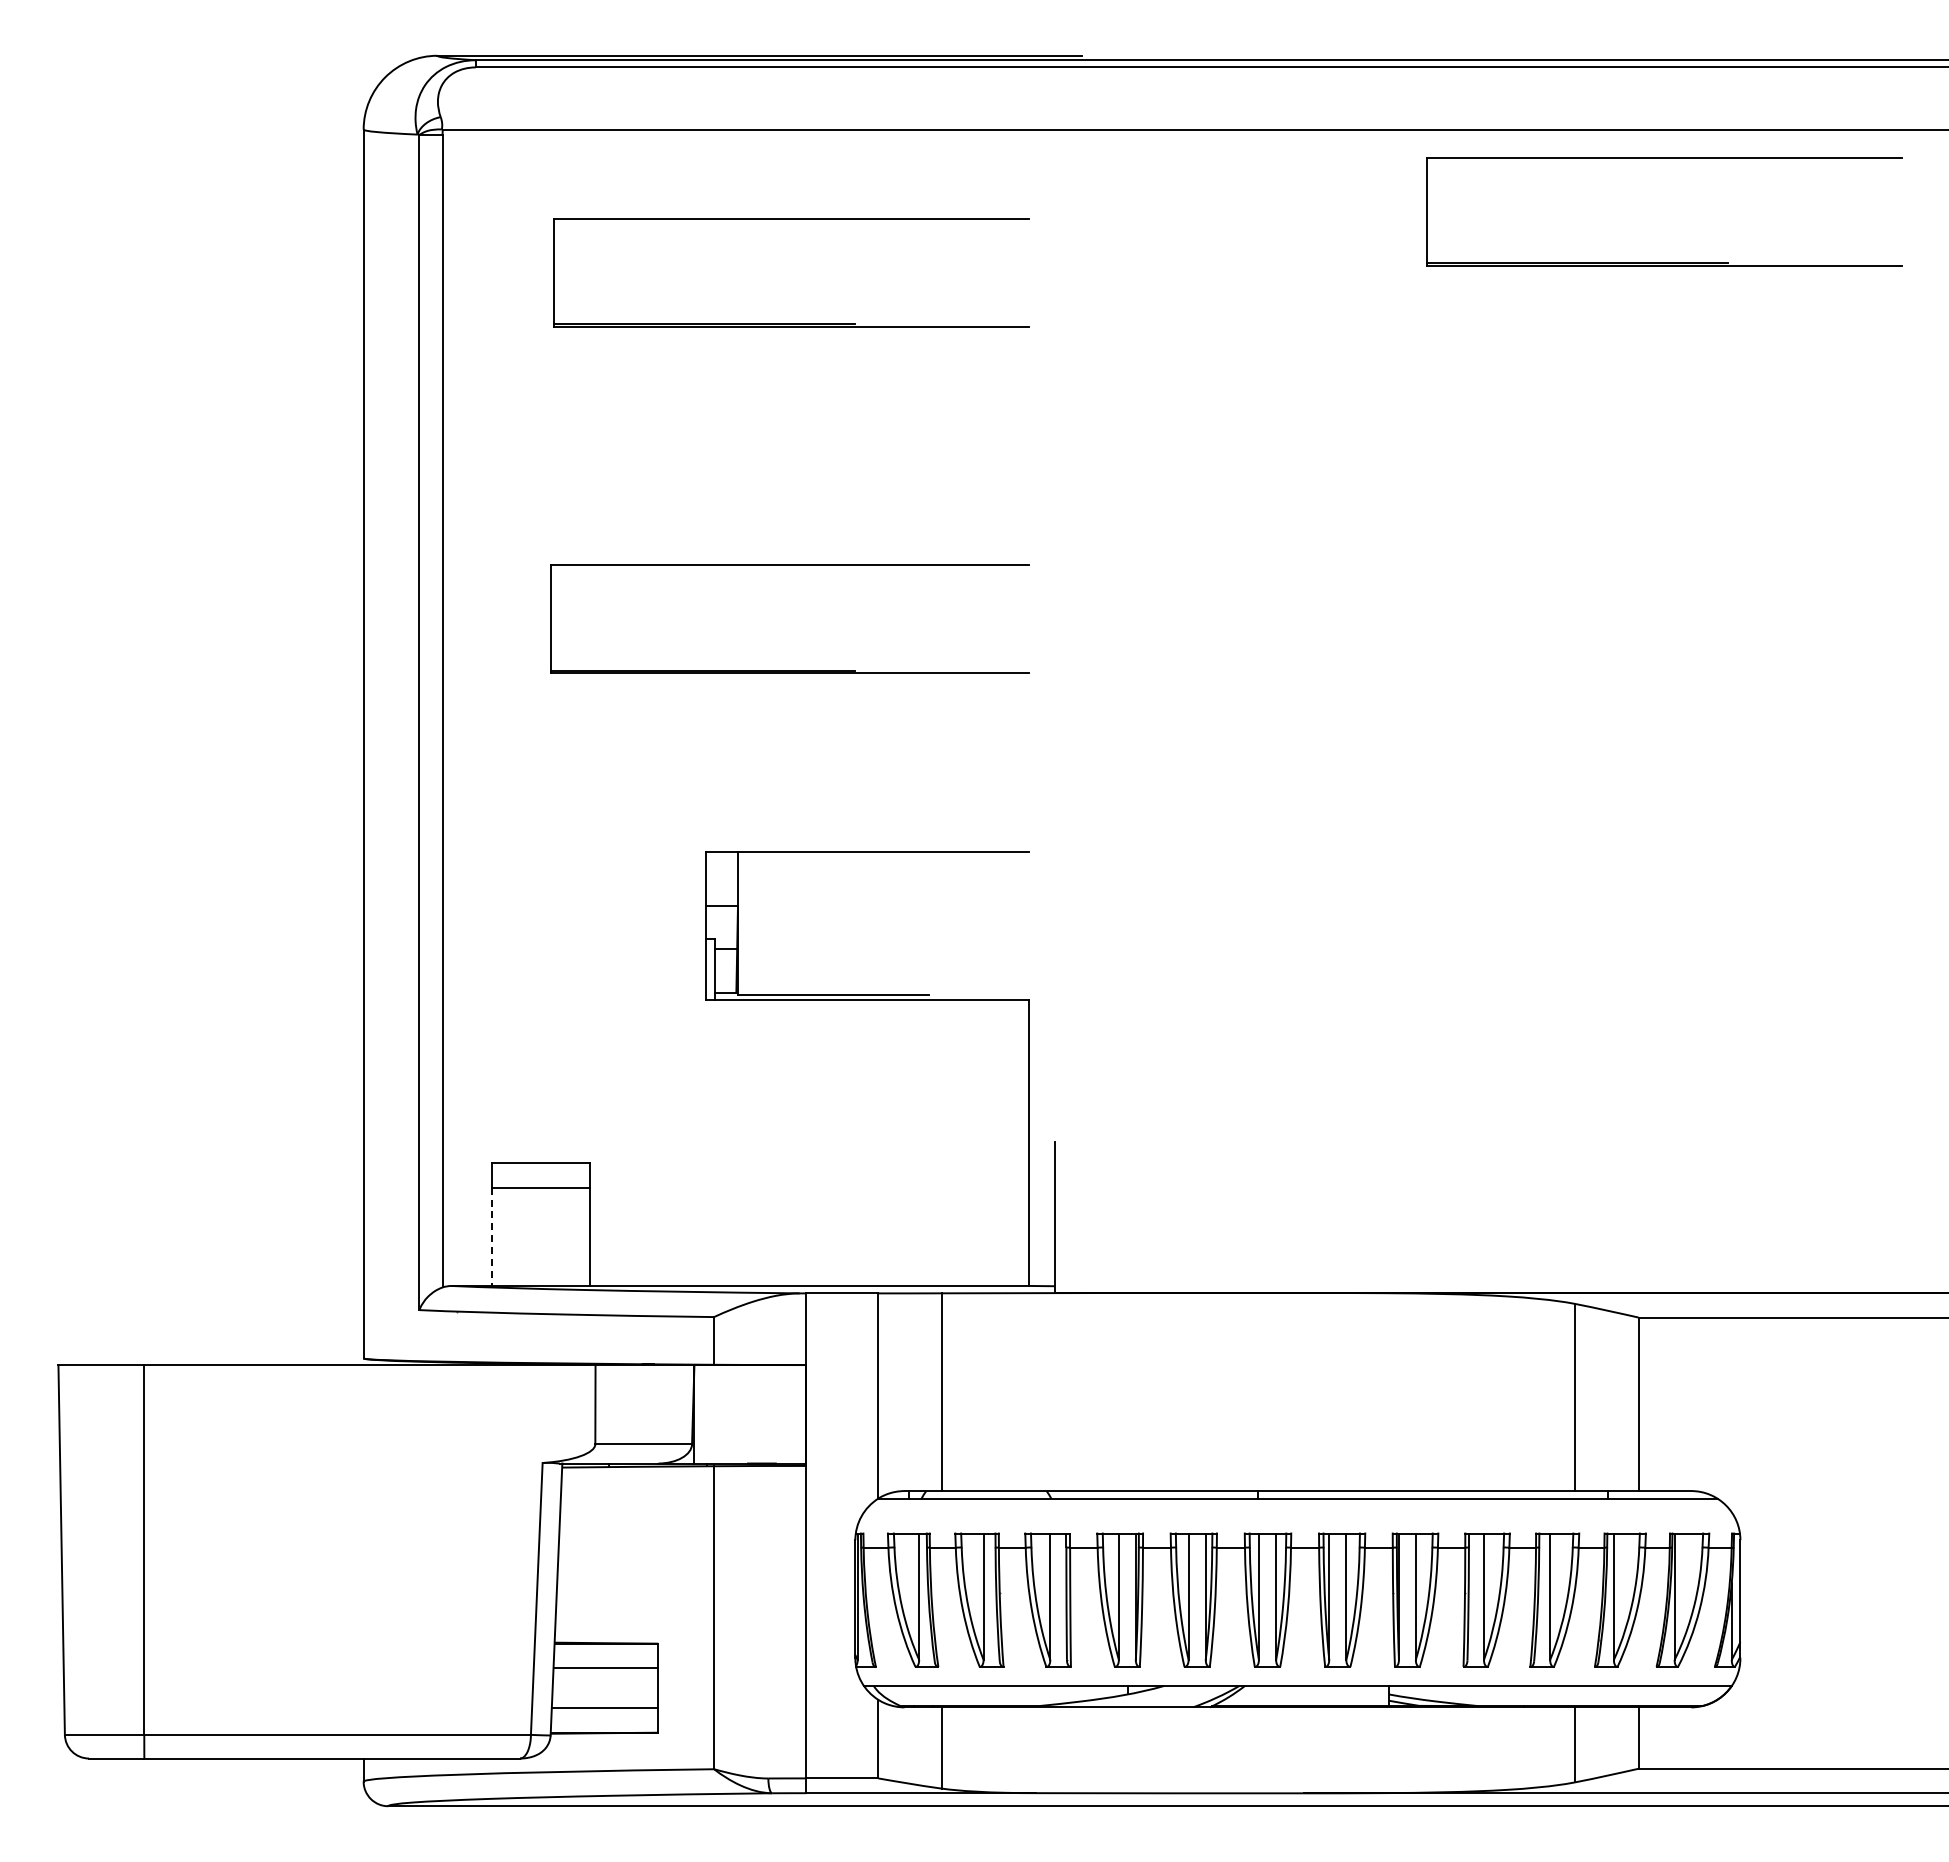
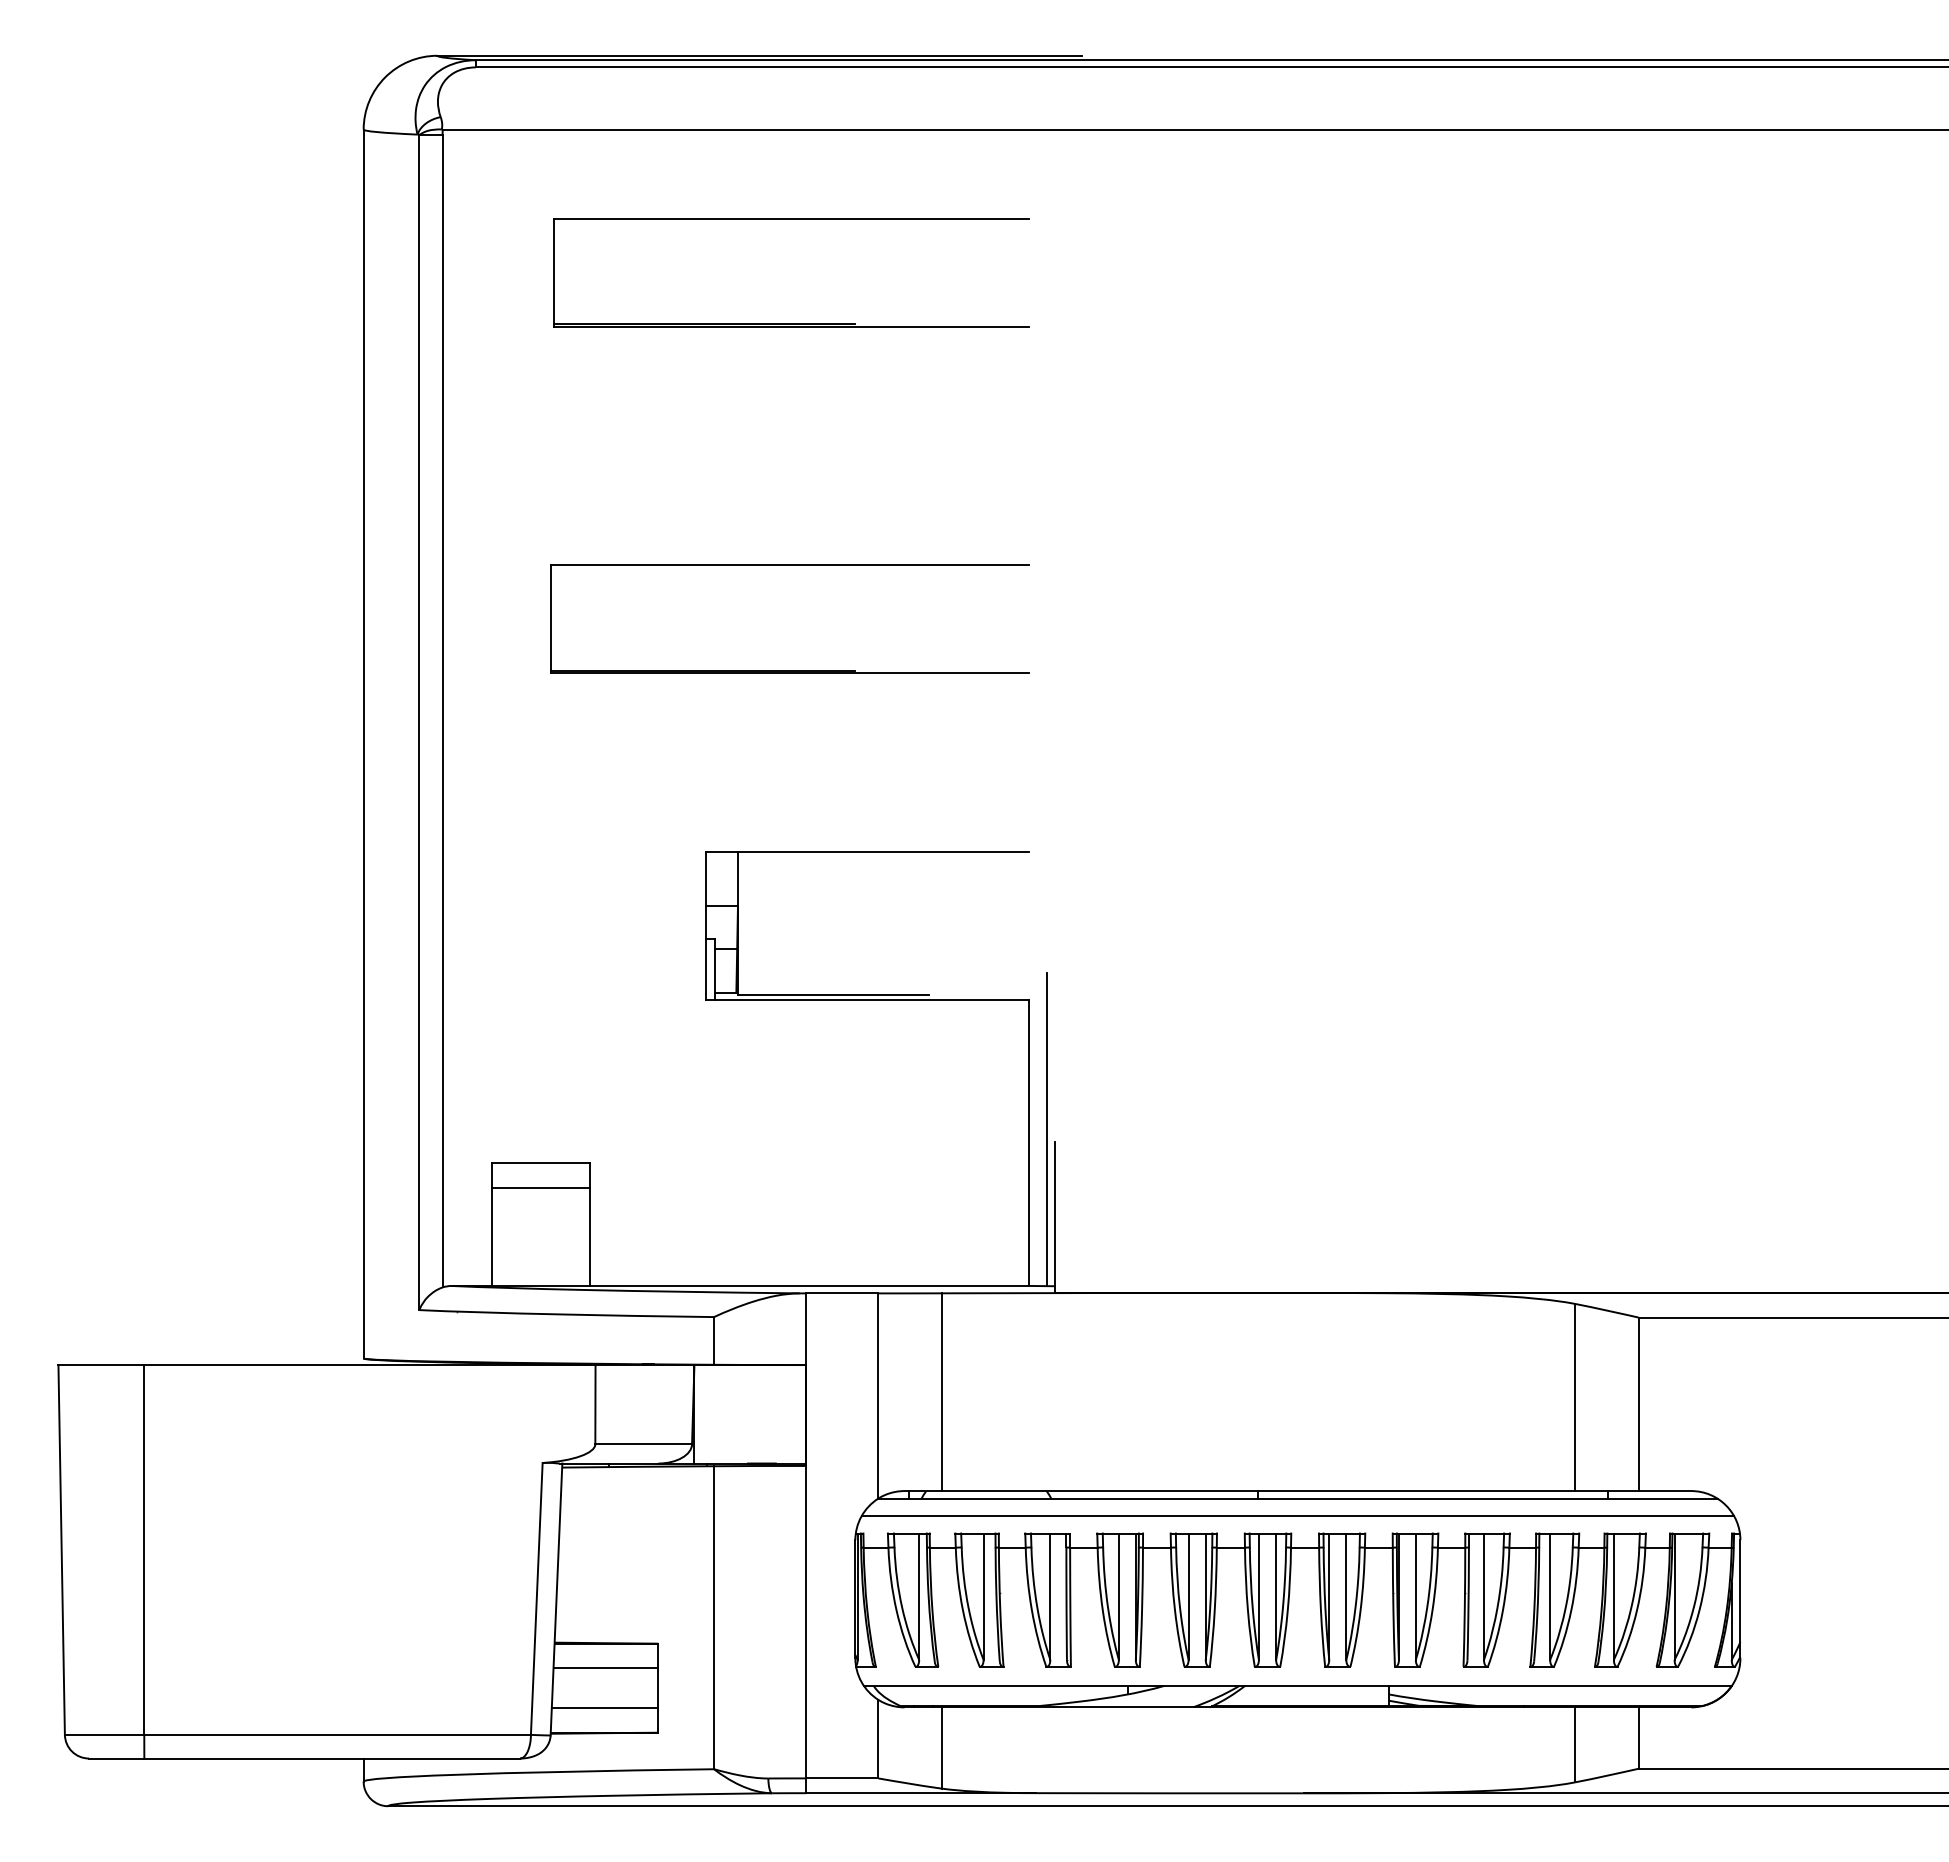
part: present -> none (1664, 262)
line: none -> present (1046, 1129)
line: dashed -> solid (491, 1237)
line: none -> present (1297, 1516)
